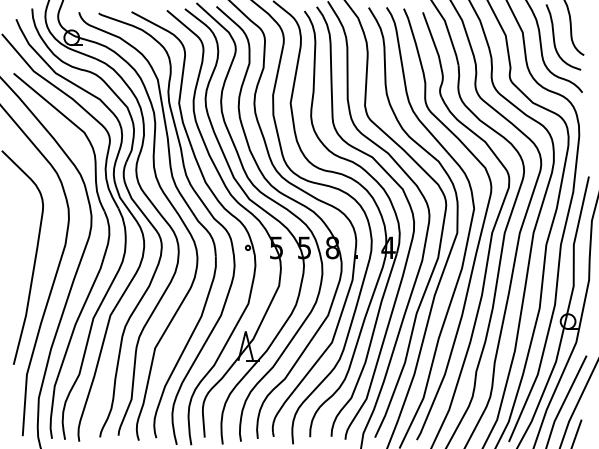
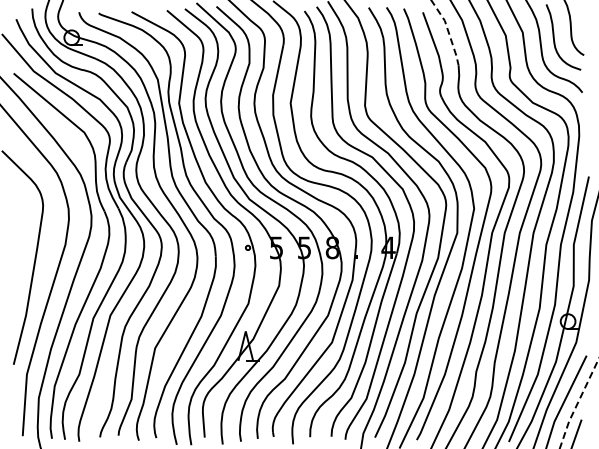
line: solid -> dashed (448, 32)
line: solid -> dashed (577, 403)
